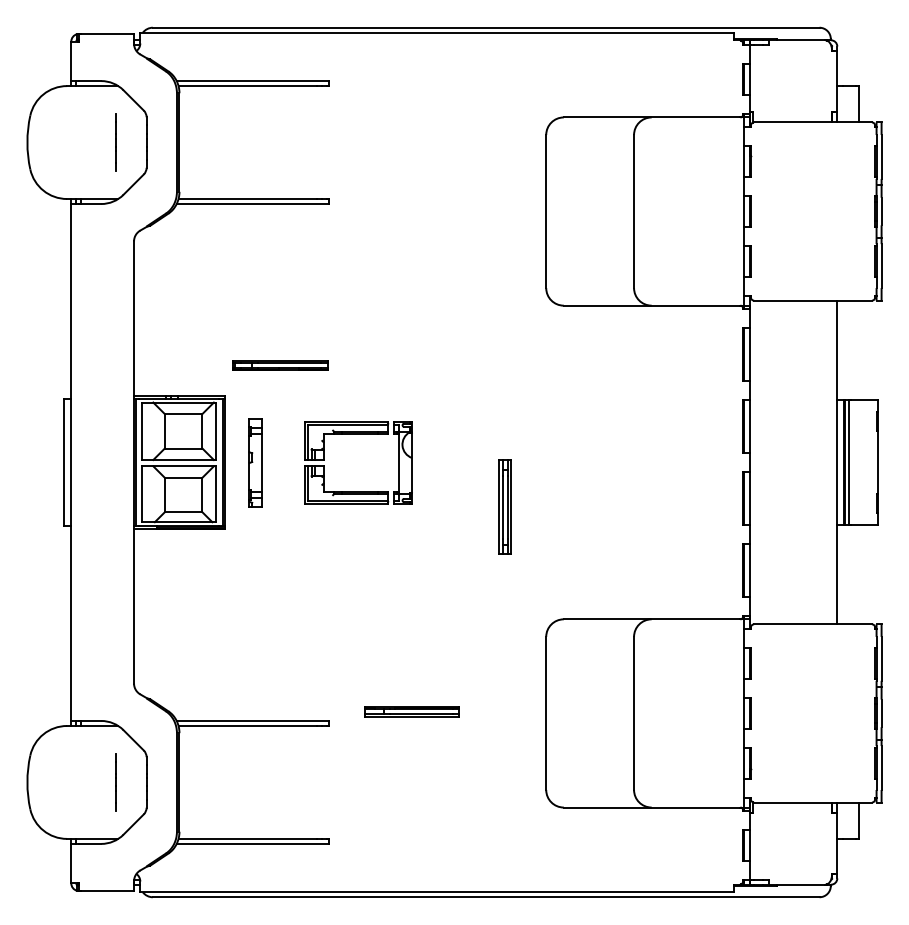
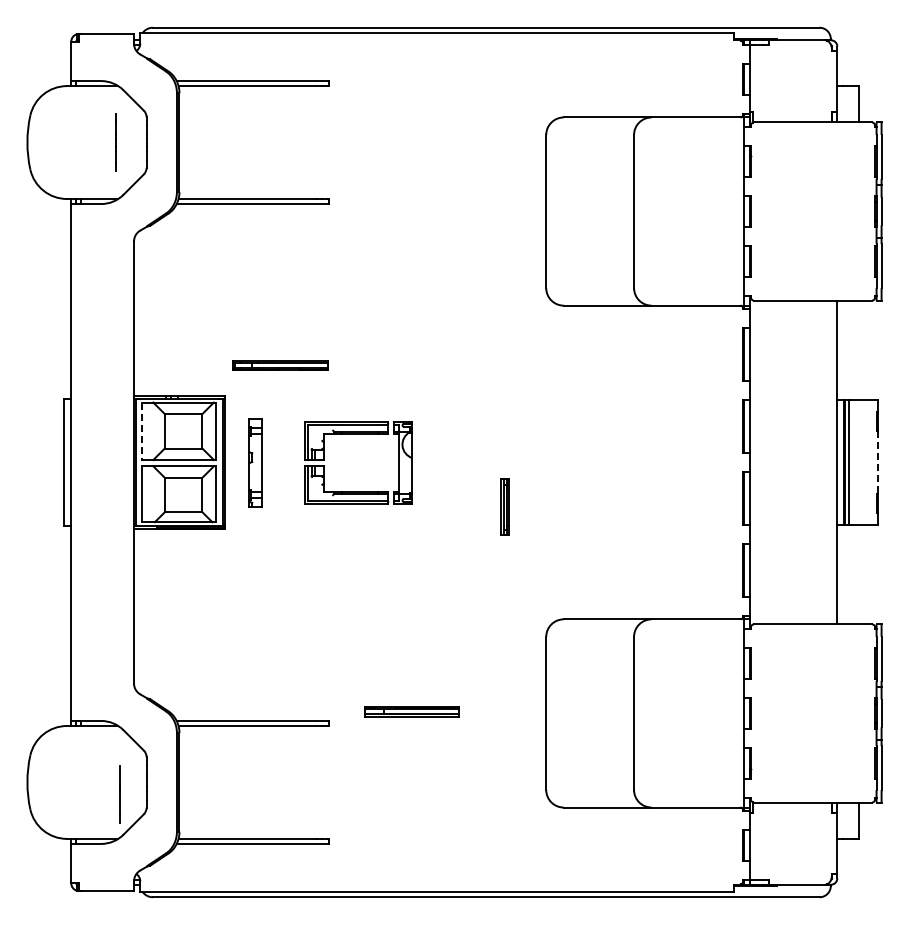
line: solid -> dashed (142, 431)
line: solid -> dashed (878, 463)
part size: 14x96 px -> 10x58 px (504, 506)
line position: (115, 782) -> (119, 794) (119, 794)
